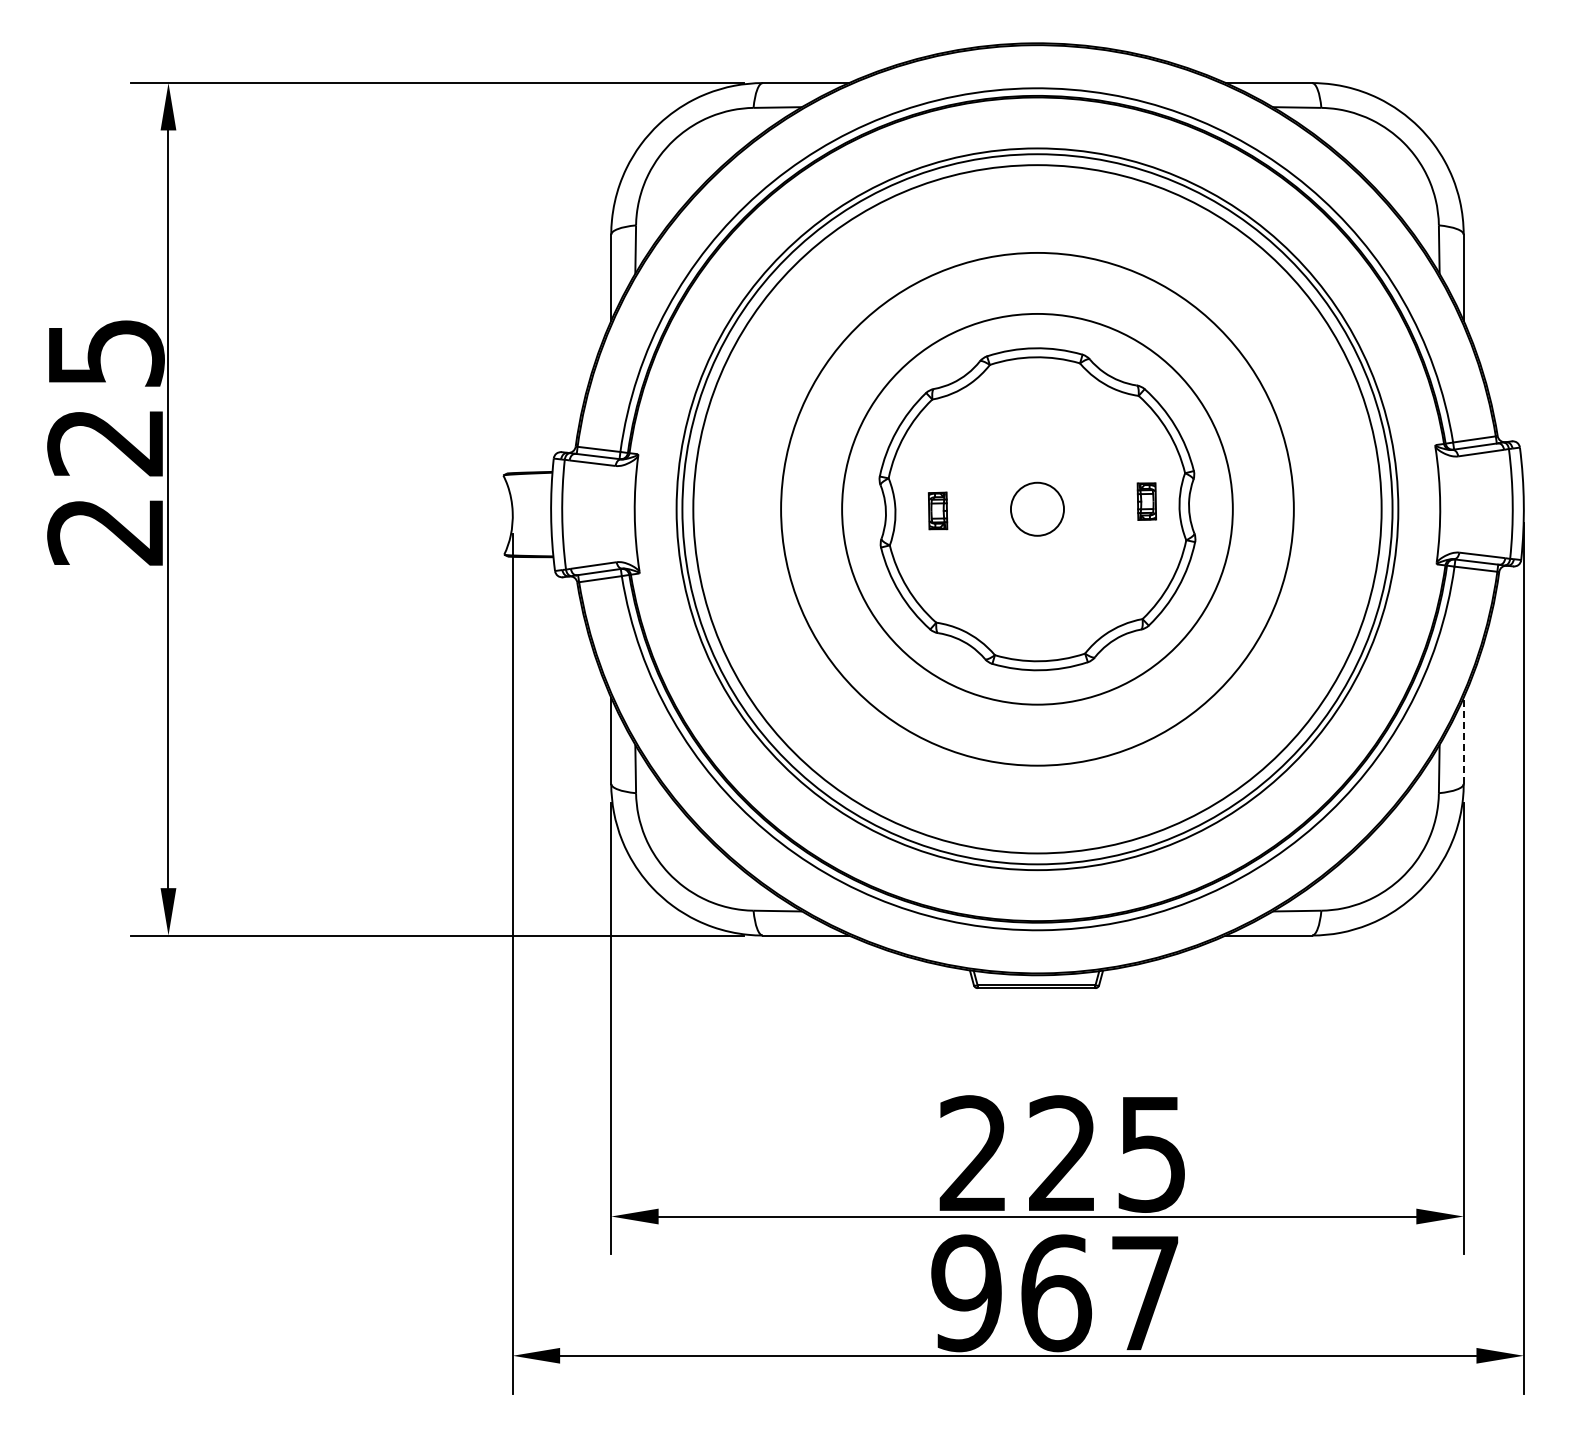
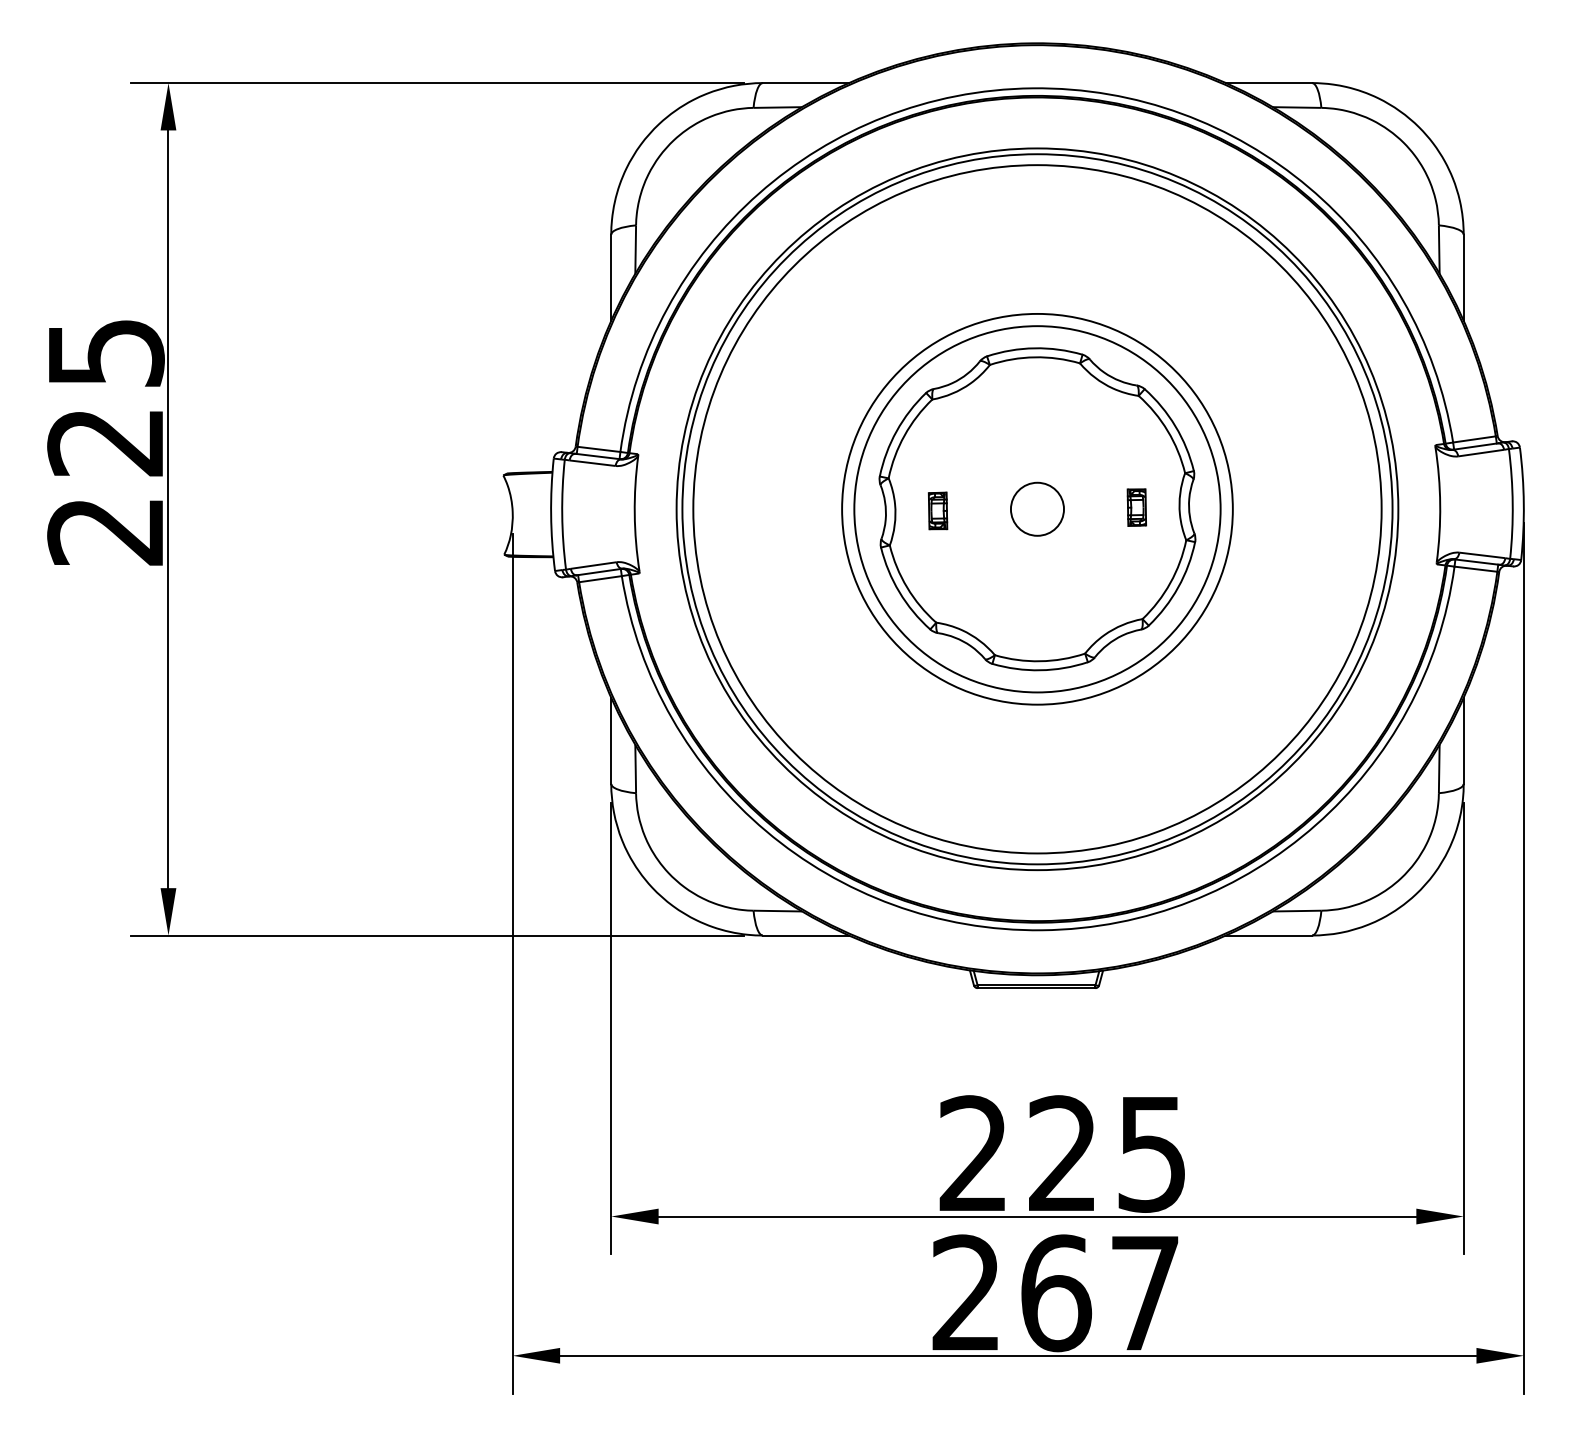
part position: (1146, 501) -> (1136, 507) (1136, 507)
circle diameter: 513 px -> 366 px (1037, 509)
line: dashed -> solid (1463, 740)
text: 967 -> 267 (966, 1293)
